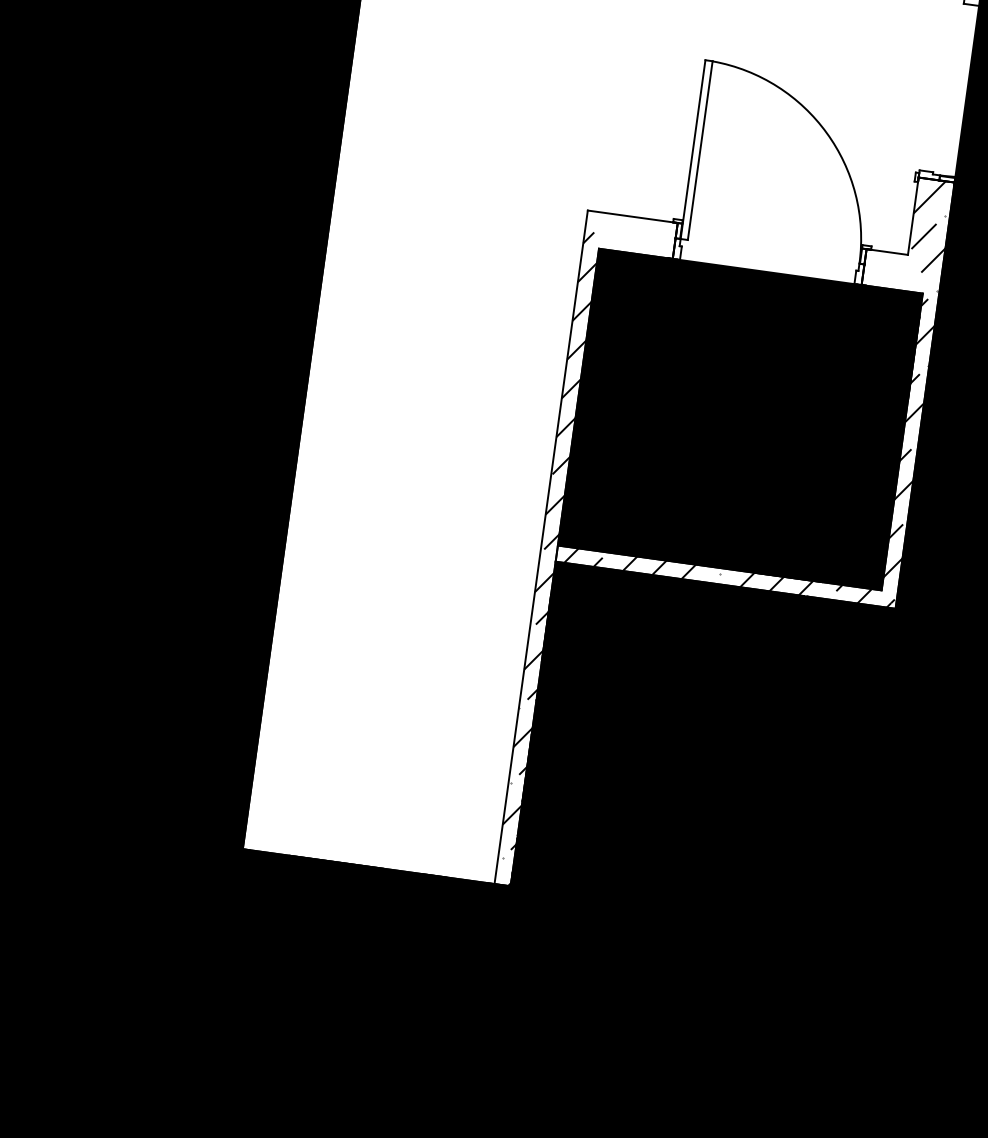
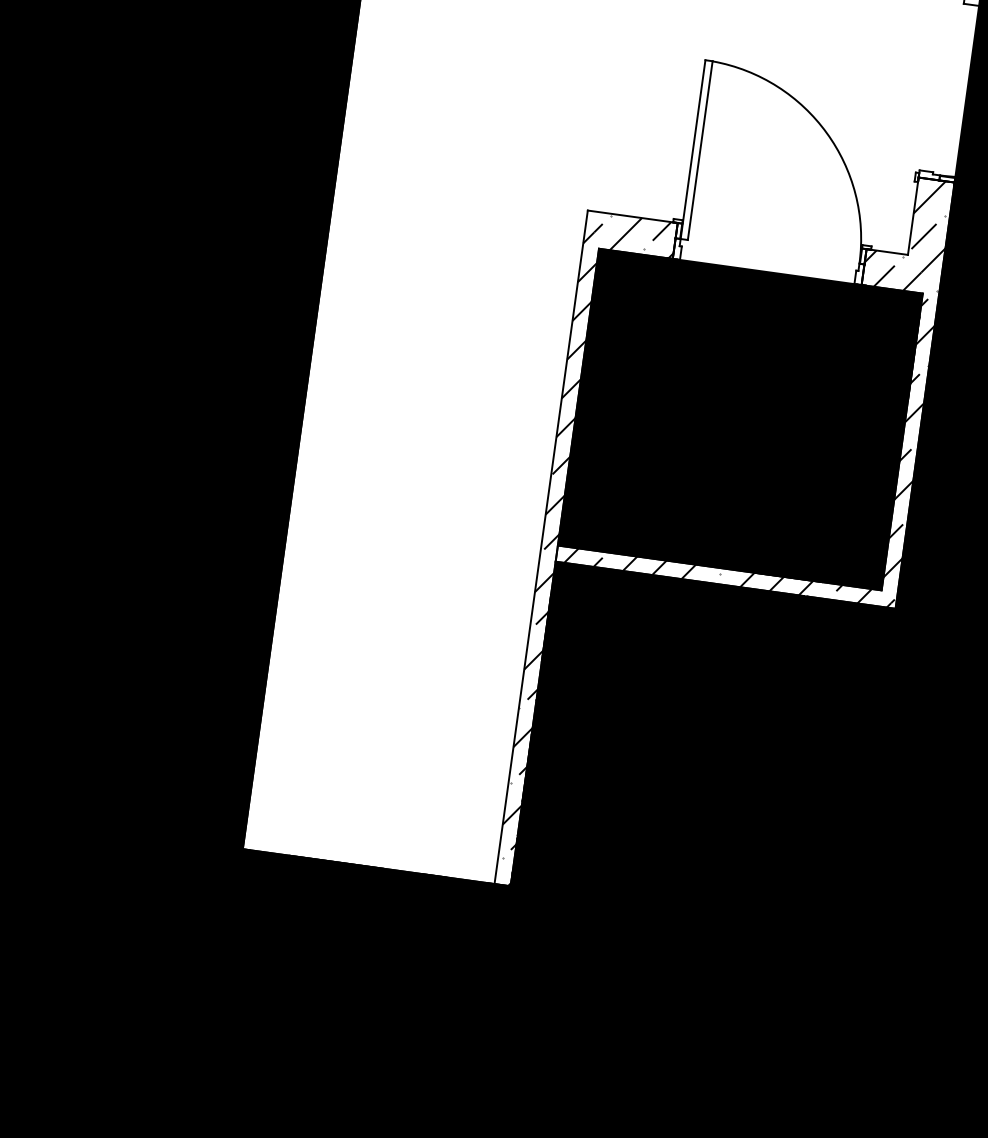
hatch: none -> present (633, 236)
hatch: none -> present (892, 270)
